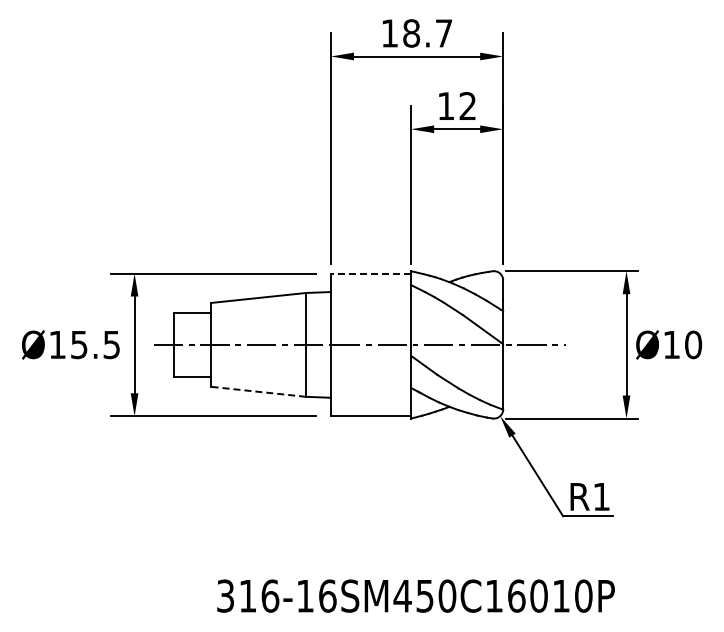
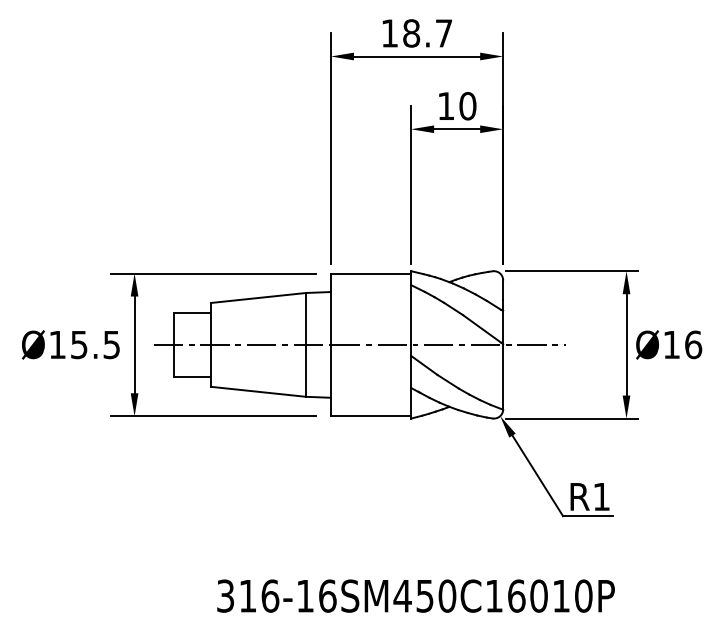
text: 12 -> 10 (467, 106)
line: dashed -> solid (370, 273)
text: Ø10 -> Ø16 (693, 344)
line: dashed -> solid (258, 391)
